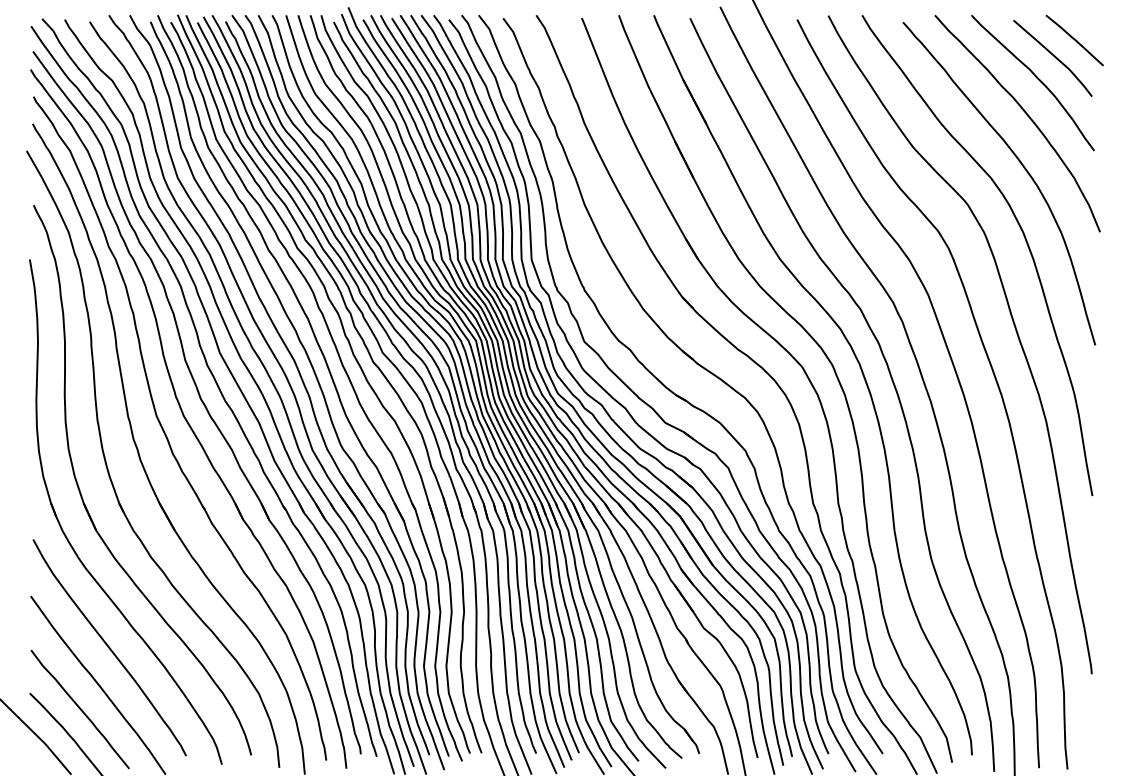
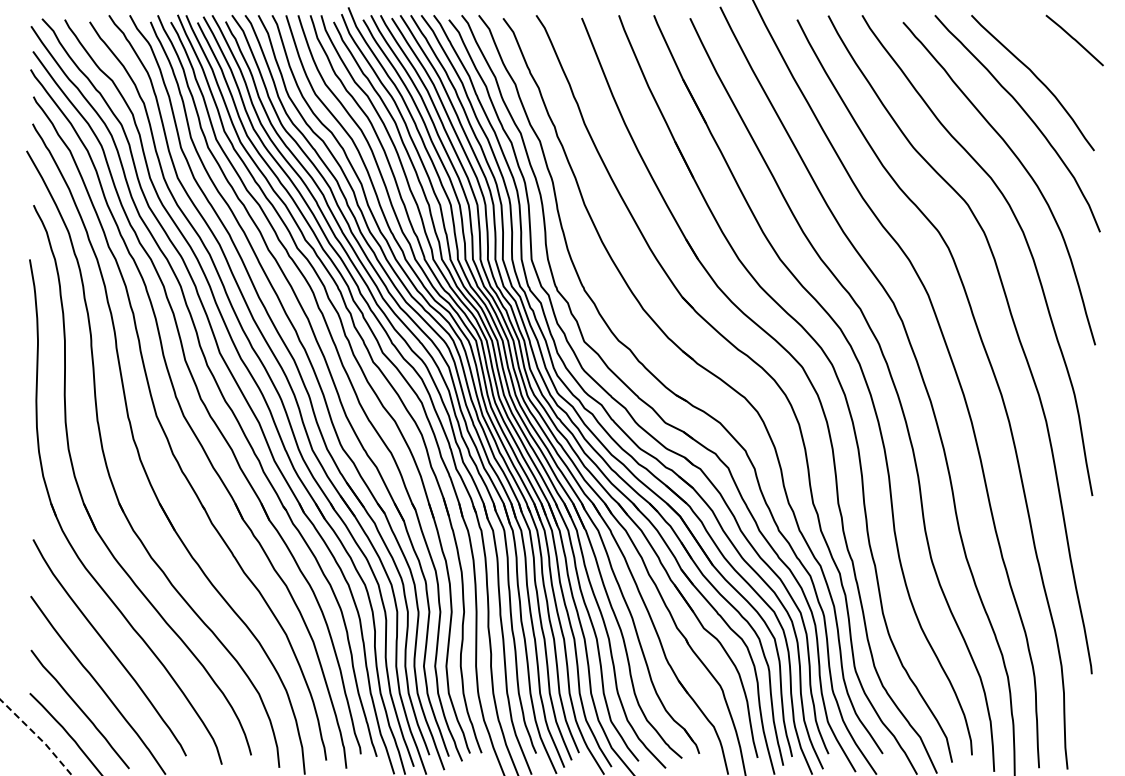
line: present -> none (1053, 56)
line: solid -> dashed (37, 736)
